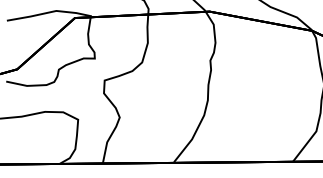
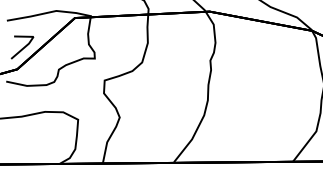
line: none -> present (22, 47)
